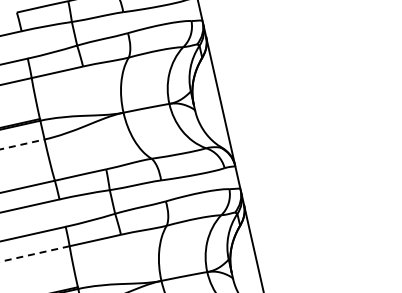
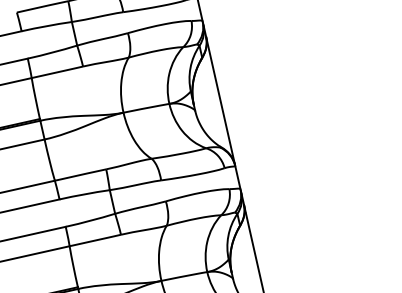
line: dashed -> solid (23, 144)
line: dashed -> solid (34, 254)
